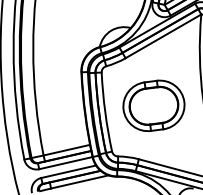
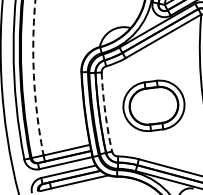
arc: solid -> dashed (34, 77)
arc: solid -> dashed (105, 112)
